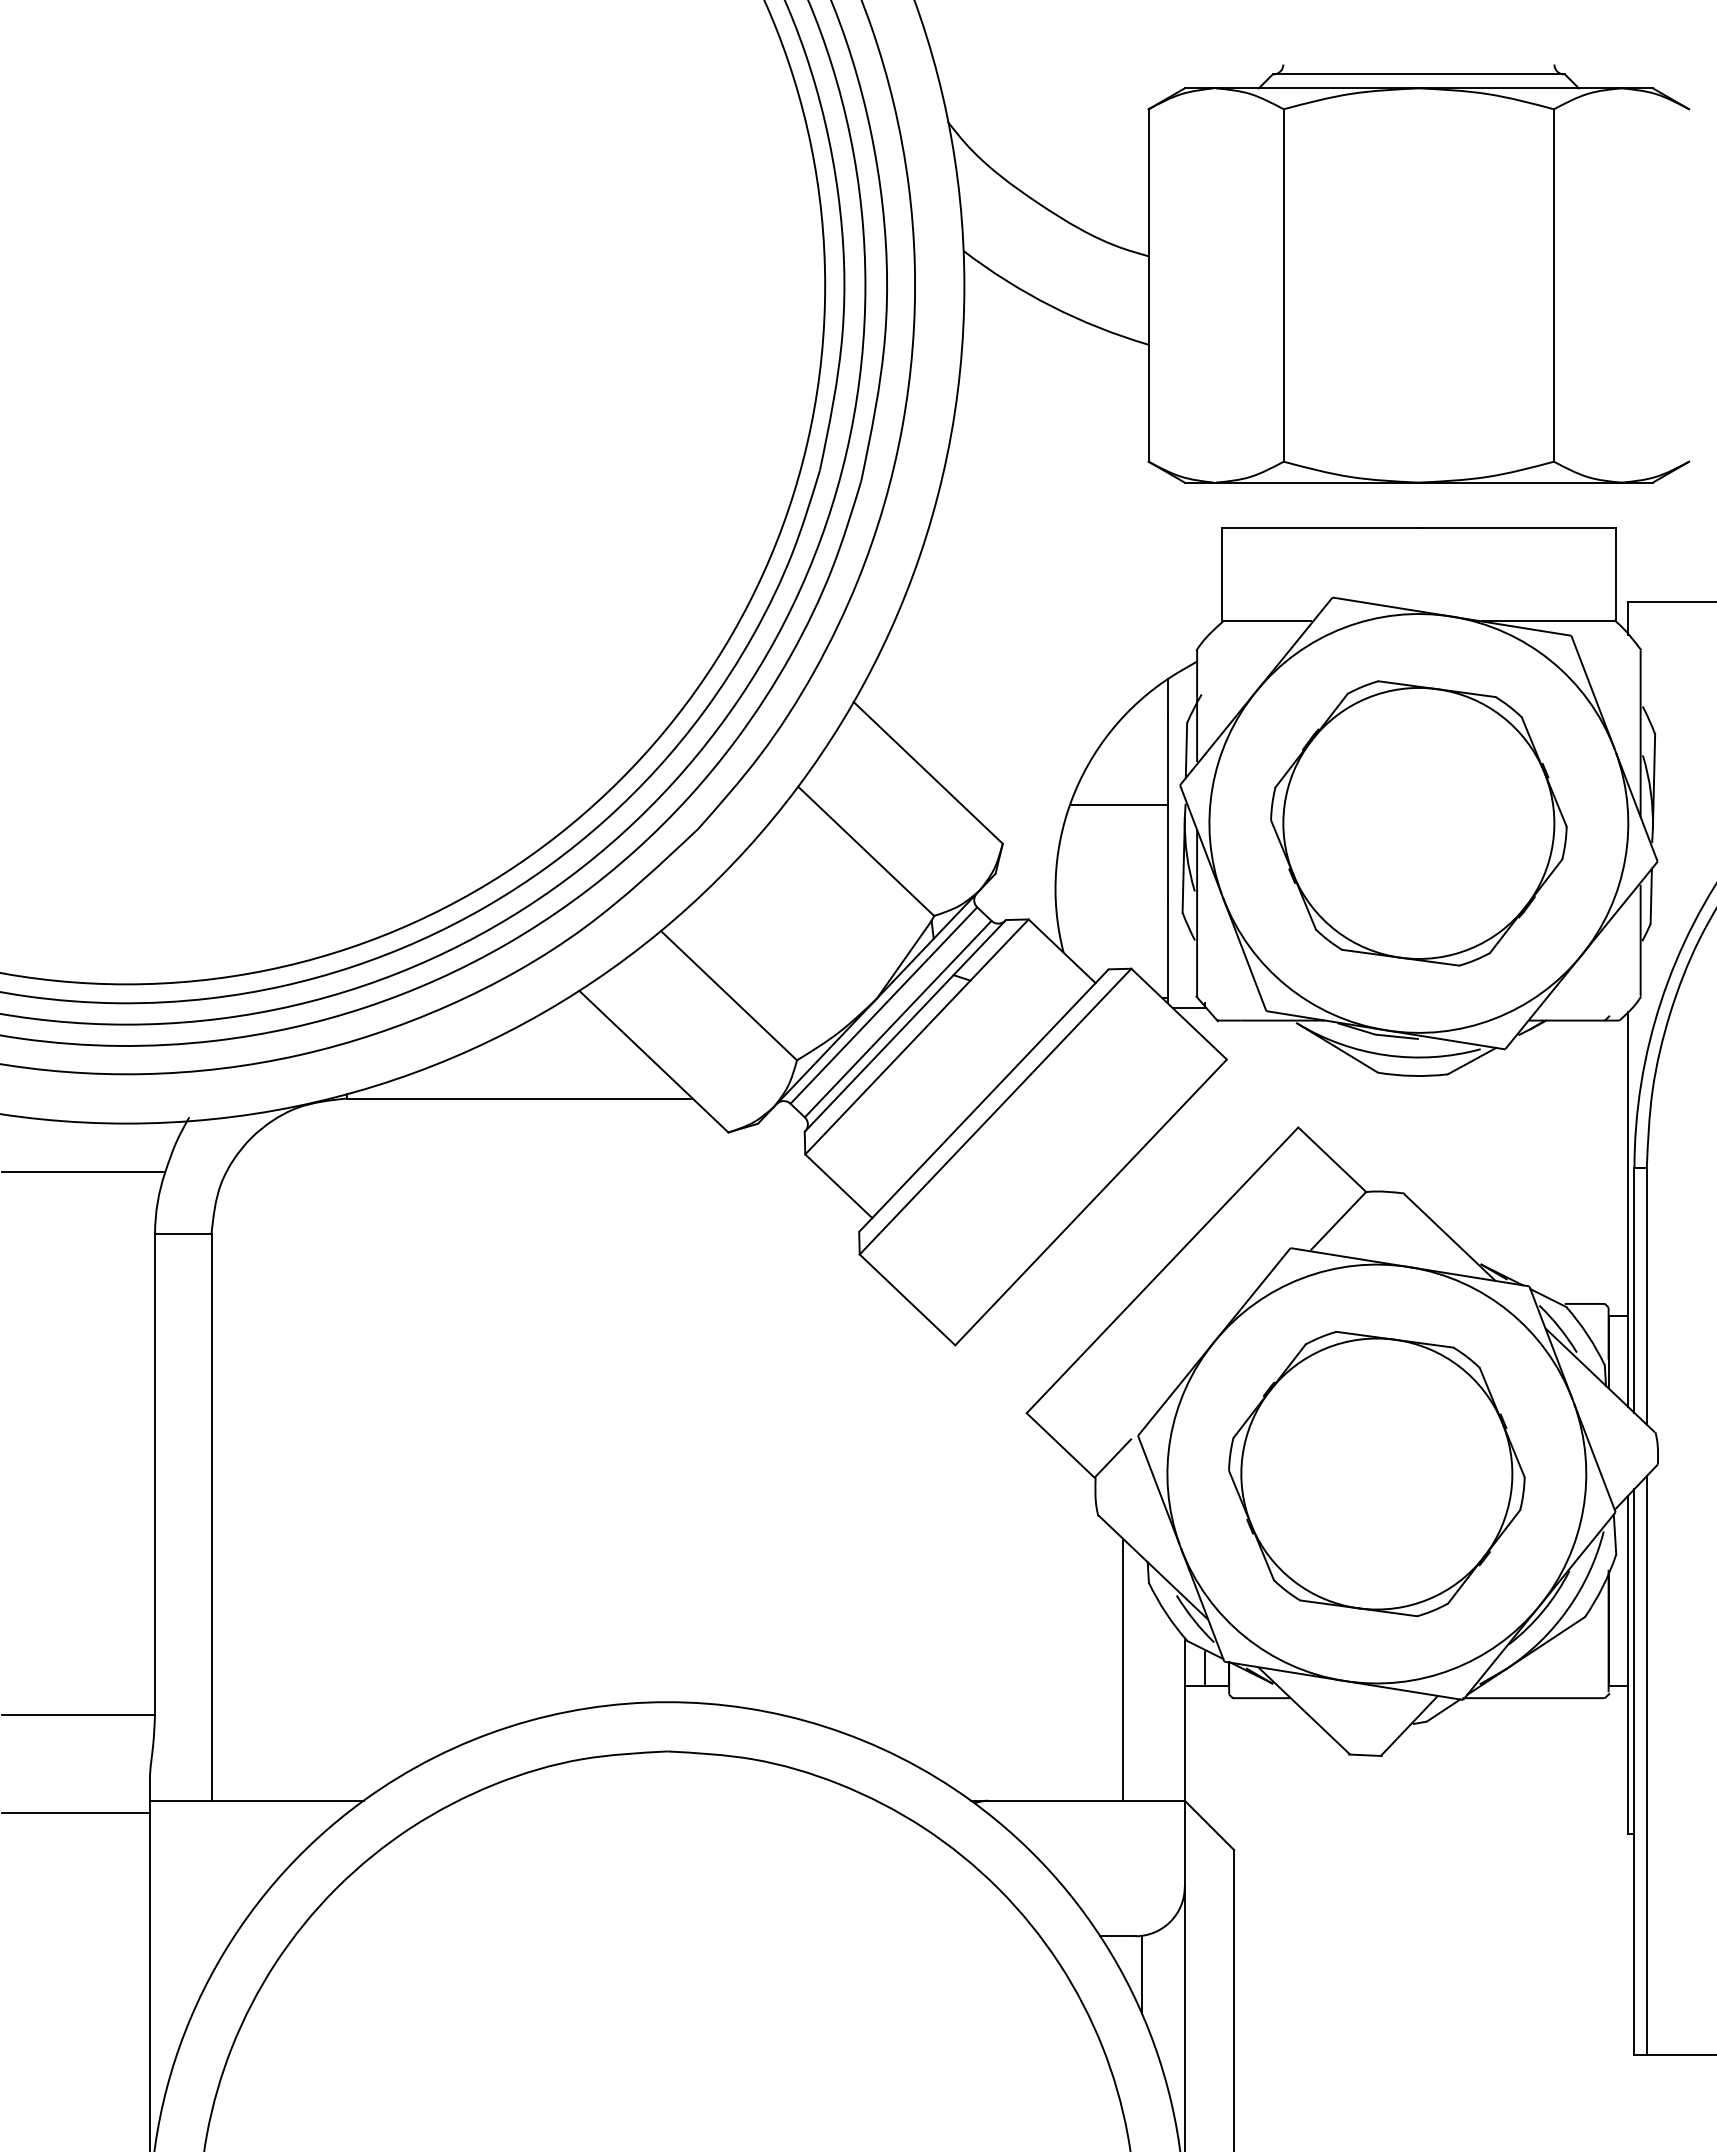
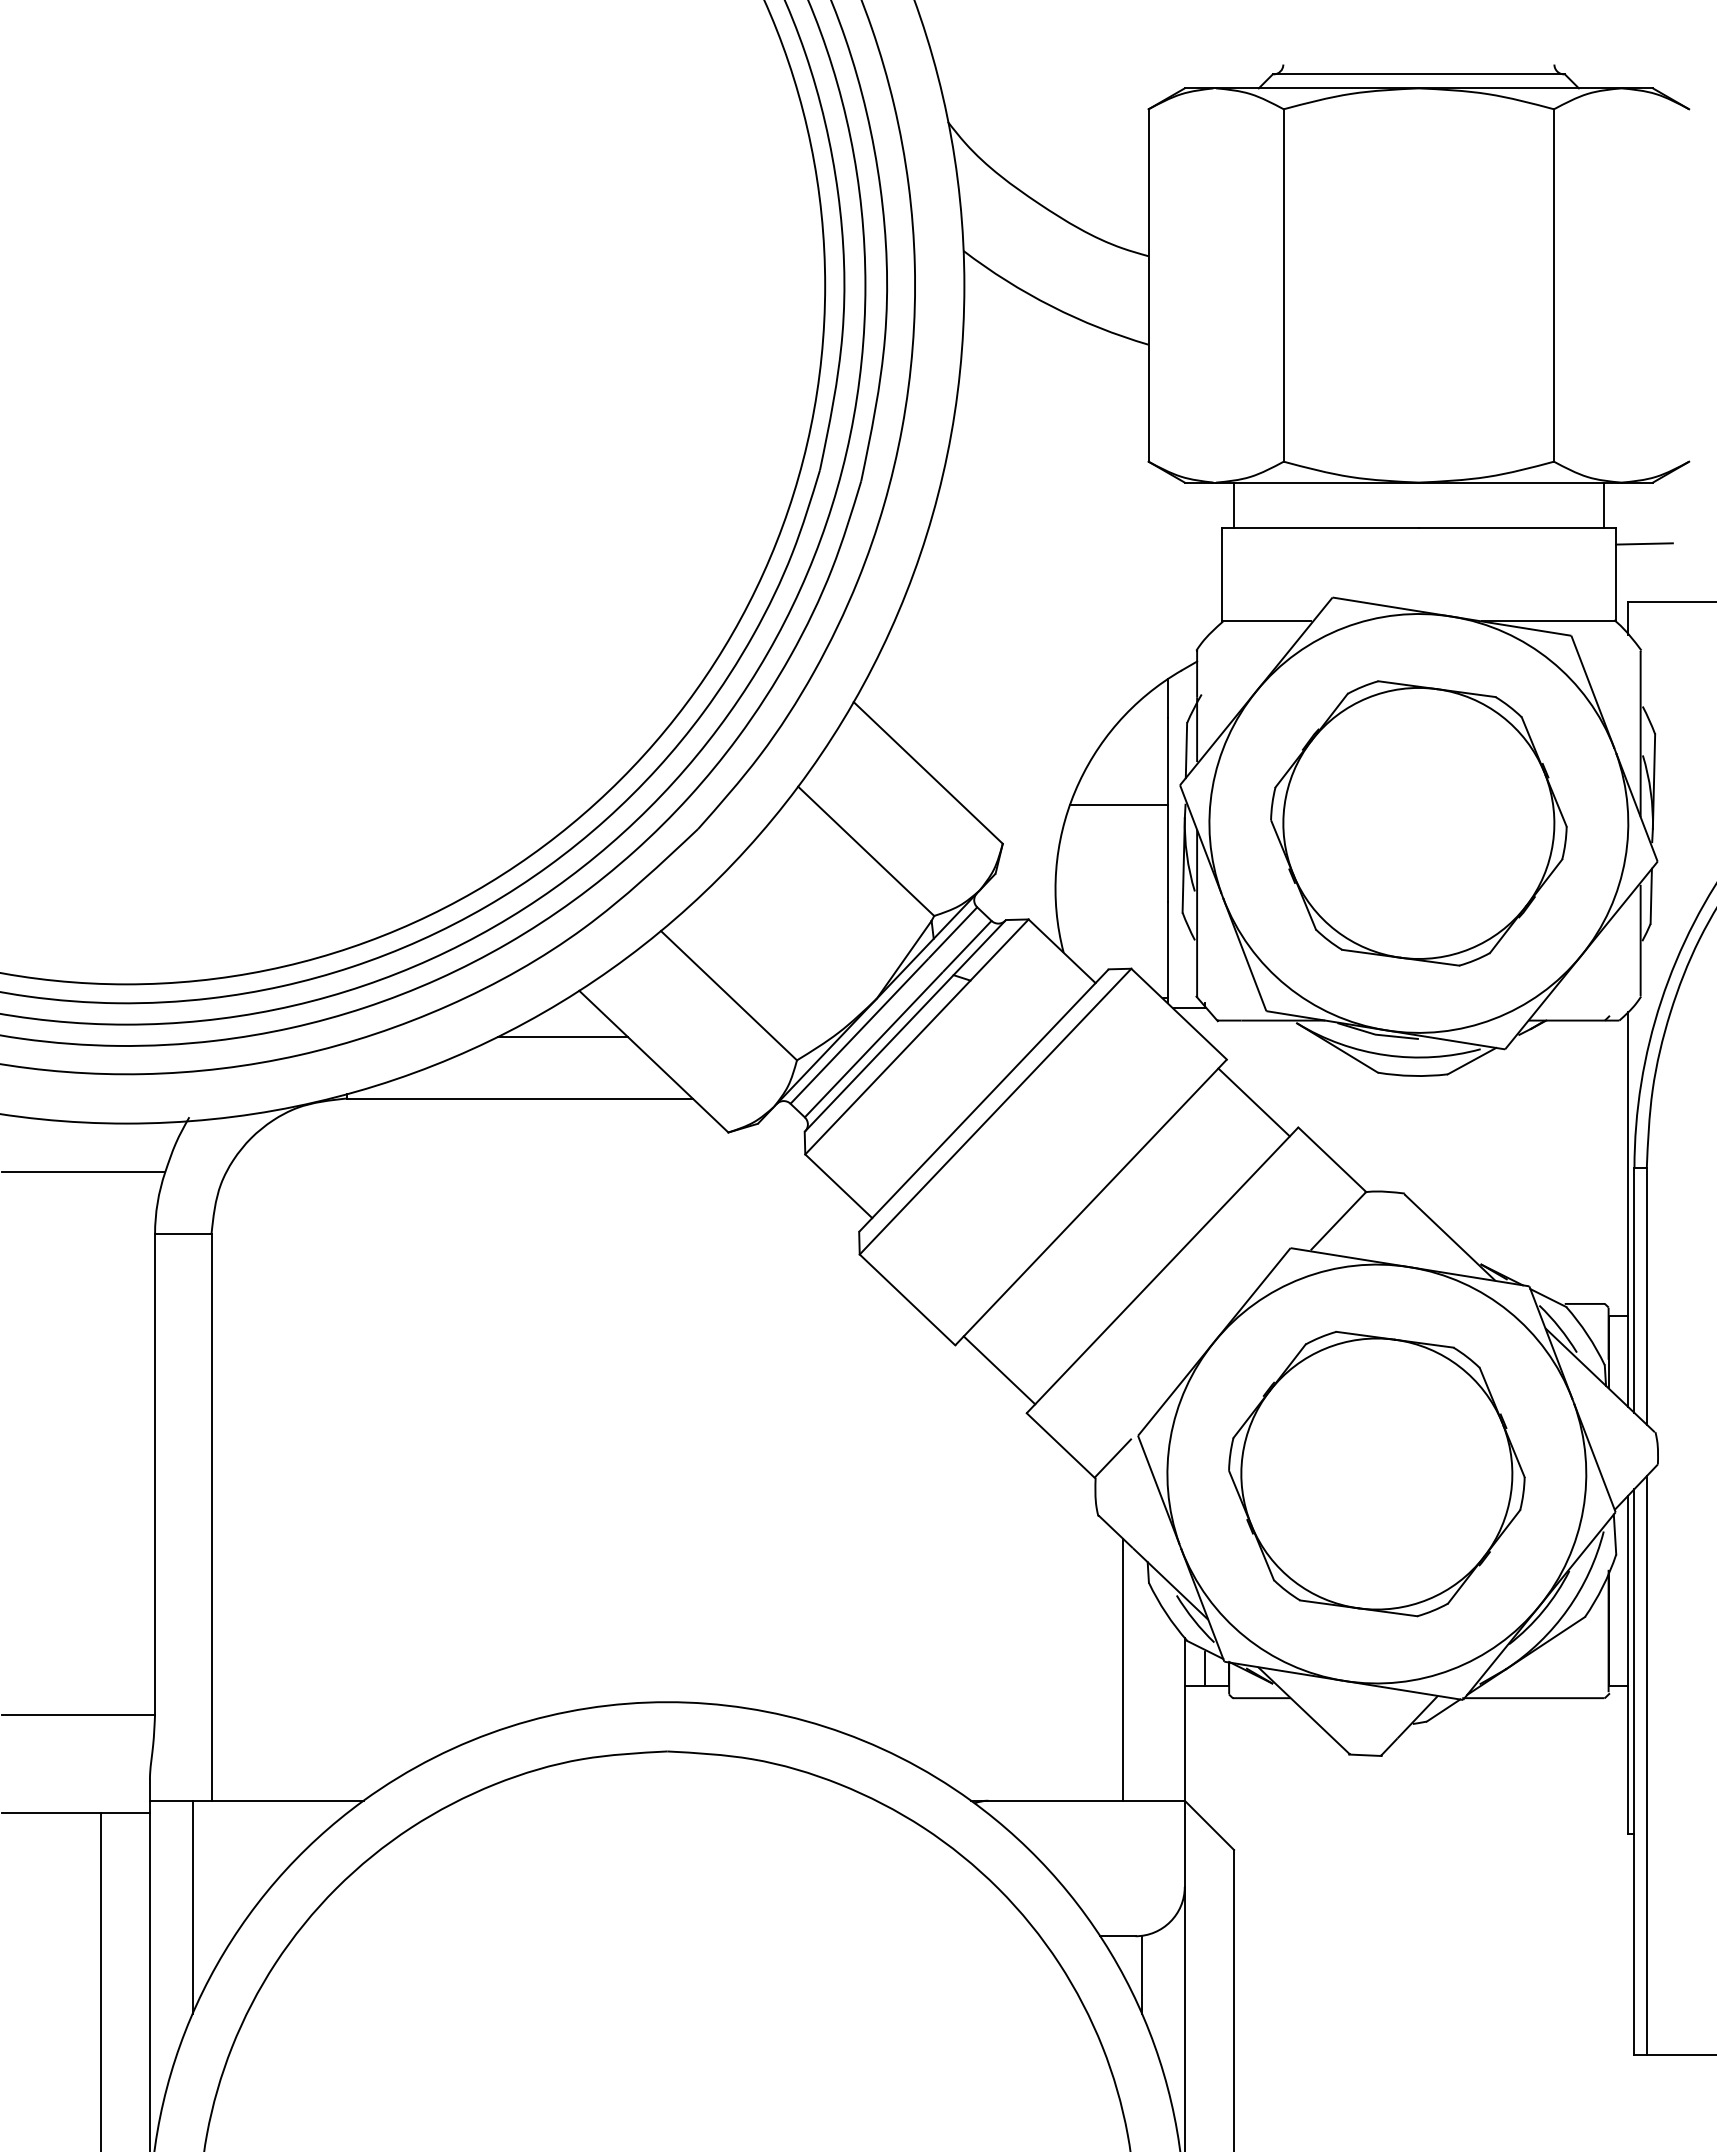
line: none -> present (1234, 504)
line: none -> present (1603, 504)
line: none -> present (1643, 543)
line: none -> present (562, 1036)
line: none -> present (1253, 1102)
line: none -> present (999, 1370)
line: none -> present (192, 1906)
line: none -> present (100, 1980)
